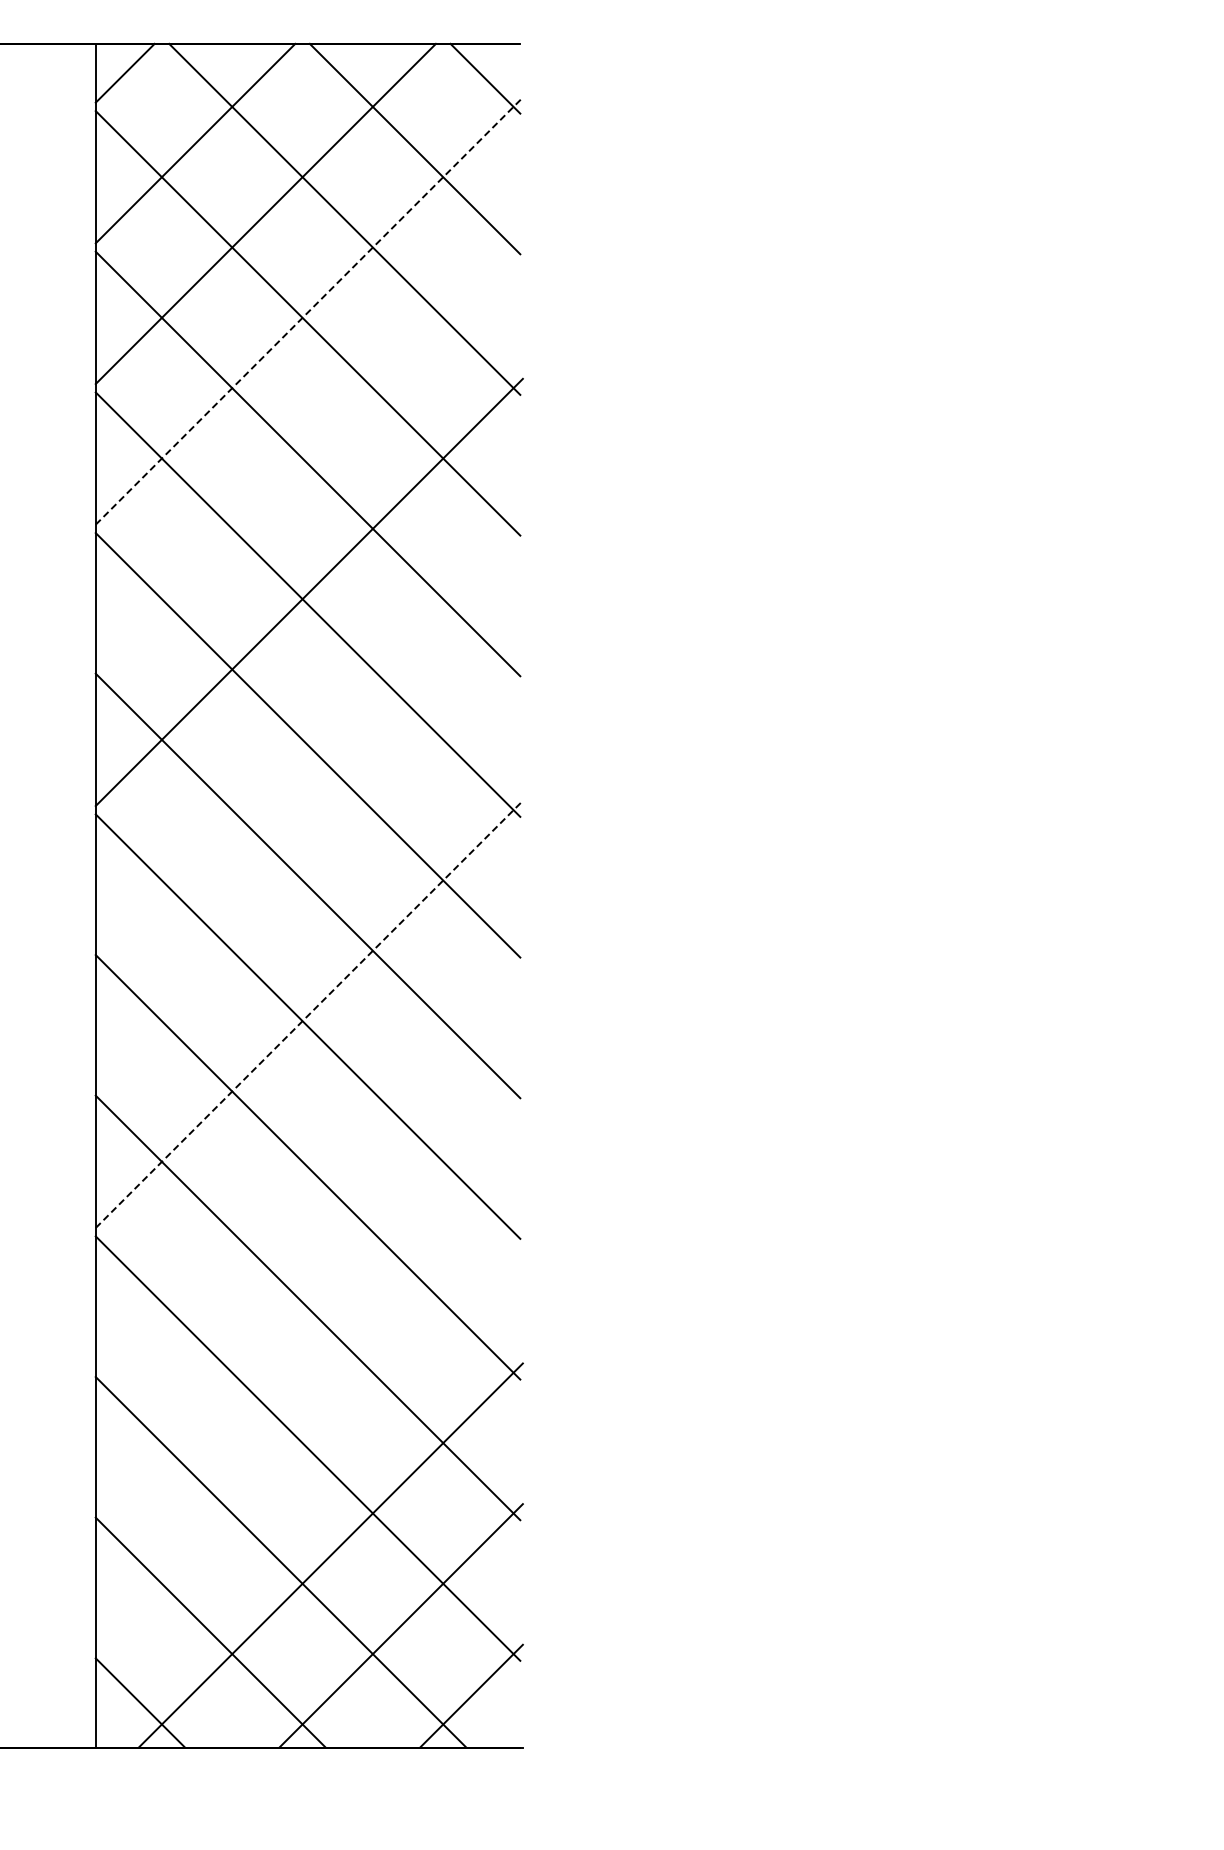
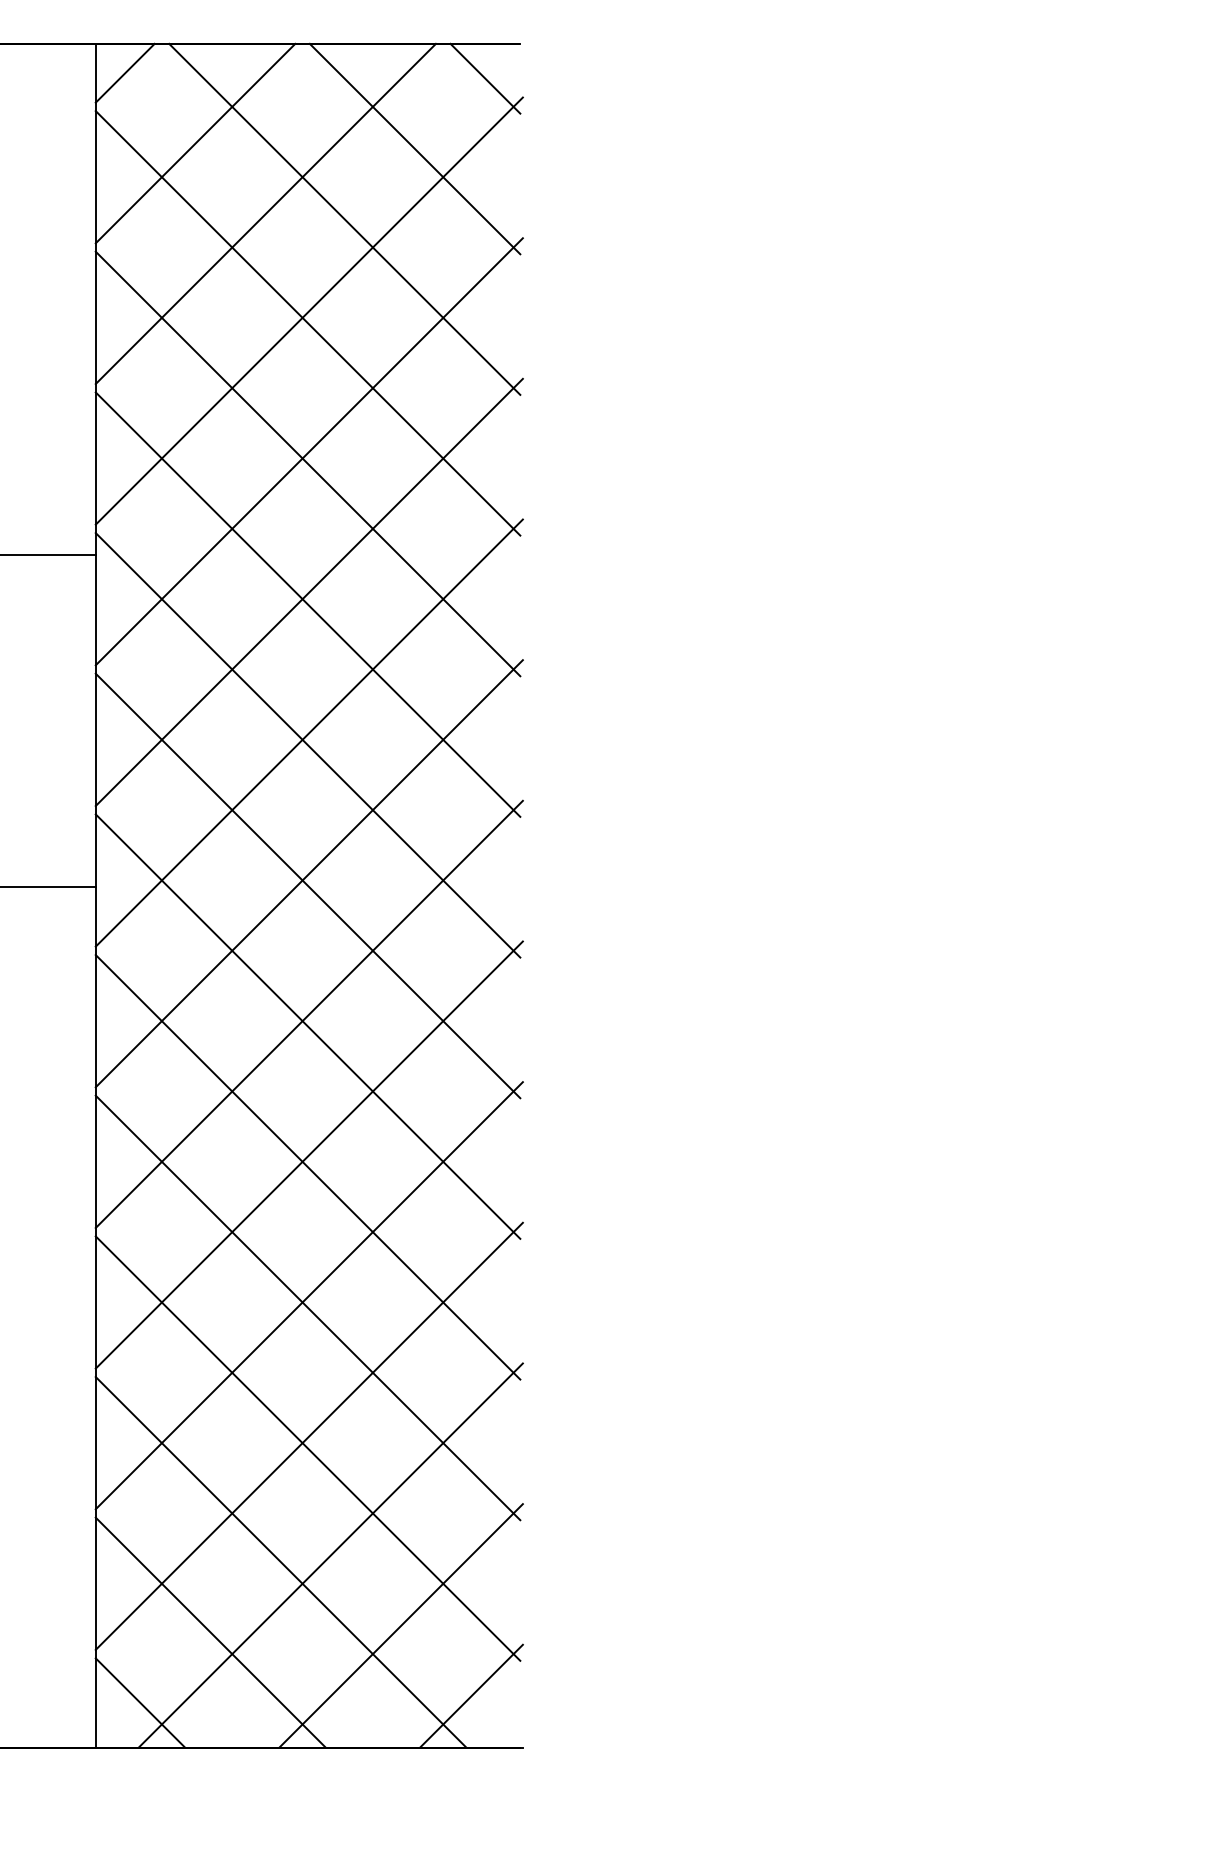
line: dashed -> solid (309, 310)
line: none -> present (308, 451)
line: none -> present (48, 555)
line: none -> present (308, 732)
line: none -> present (308, 873)
line: none -> present (48, 886)
line: dashed -> solid (309, 1014)
line: none -> present (308, 1154)
line: none -> present (308, 1295)
line: none -> present (308, 1435)
